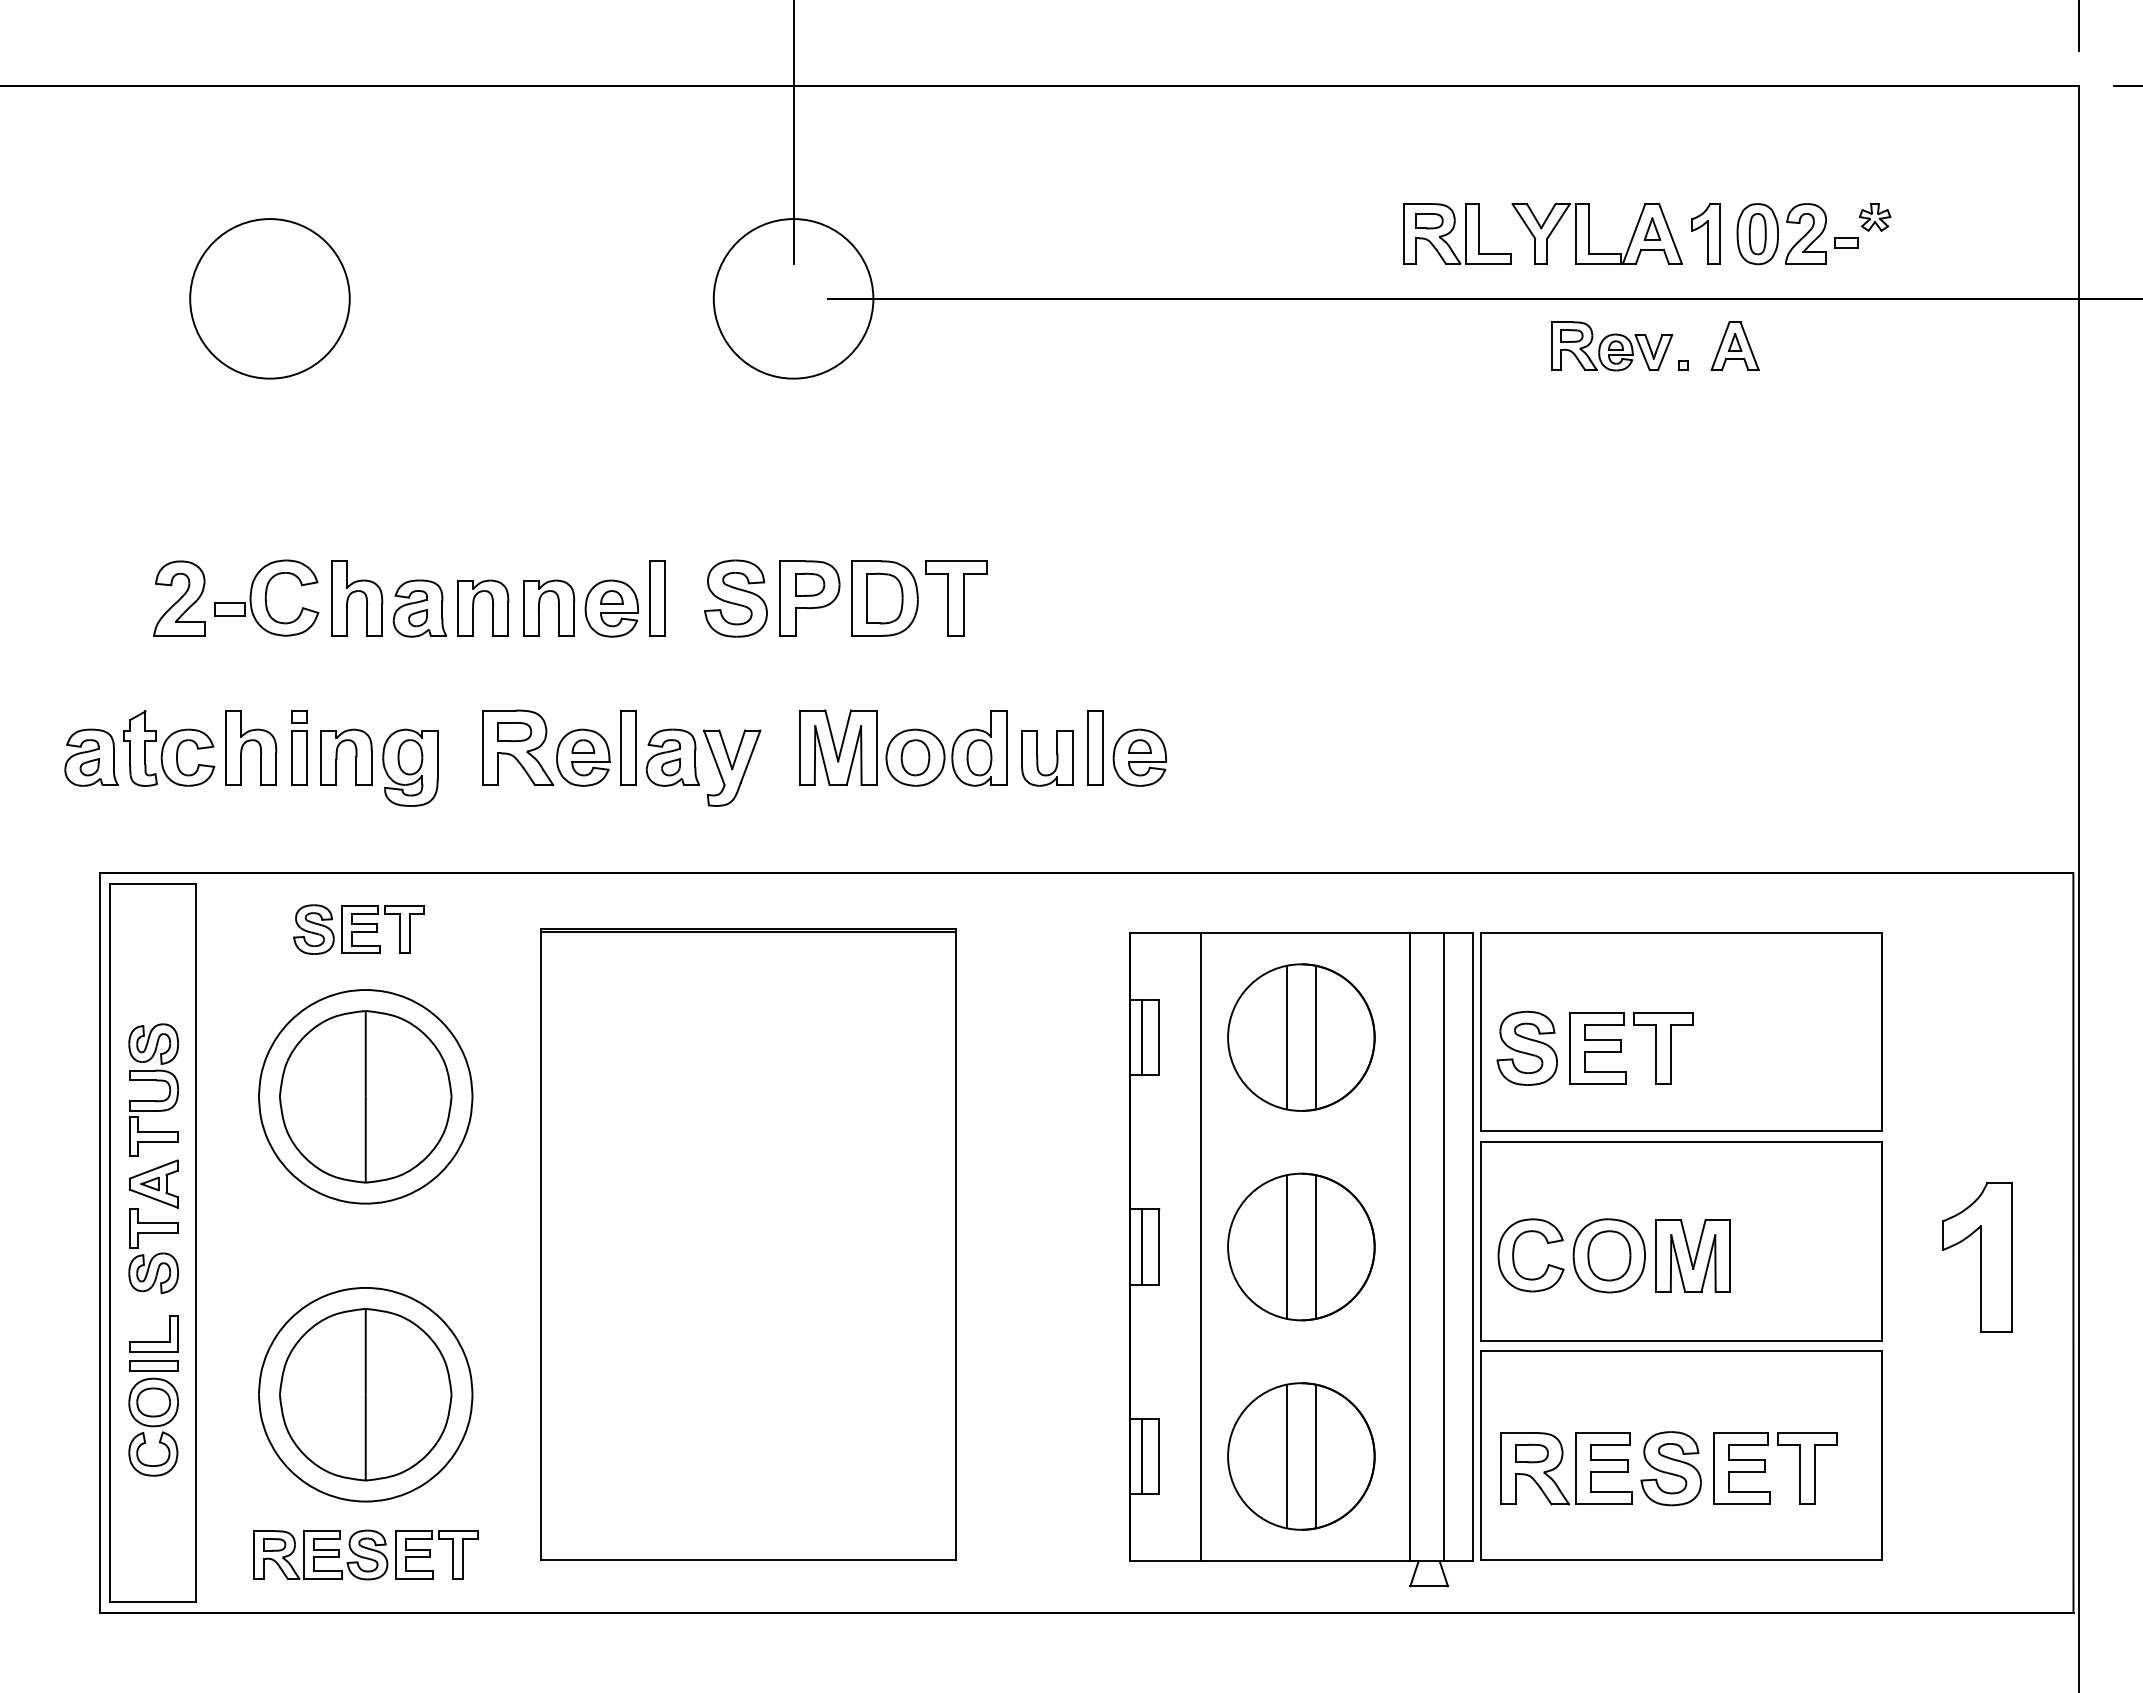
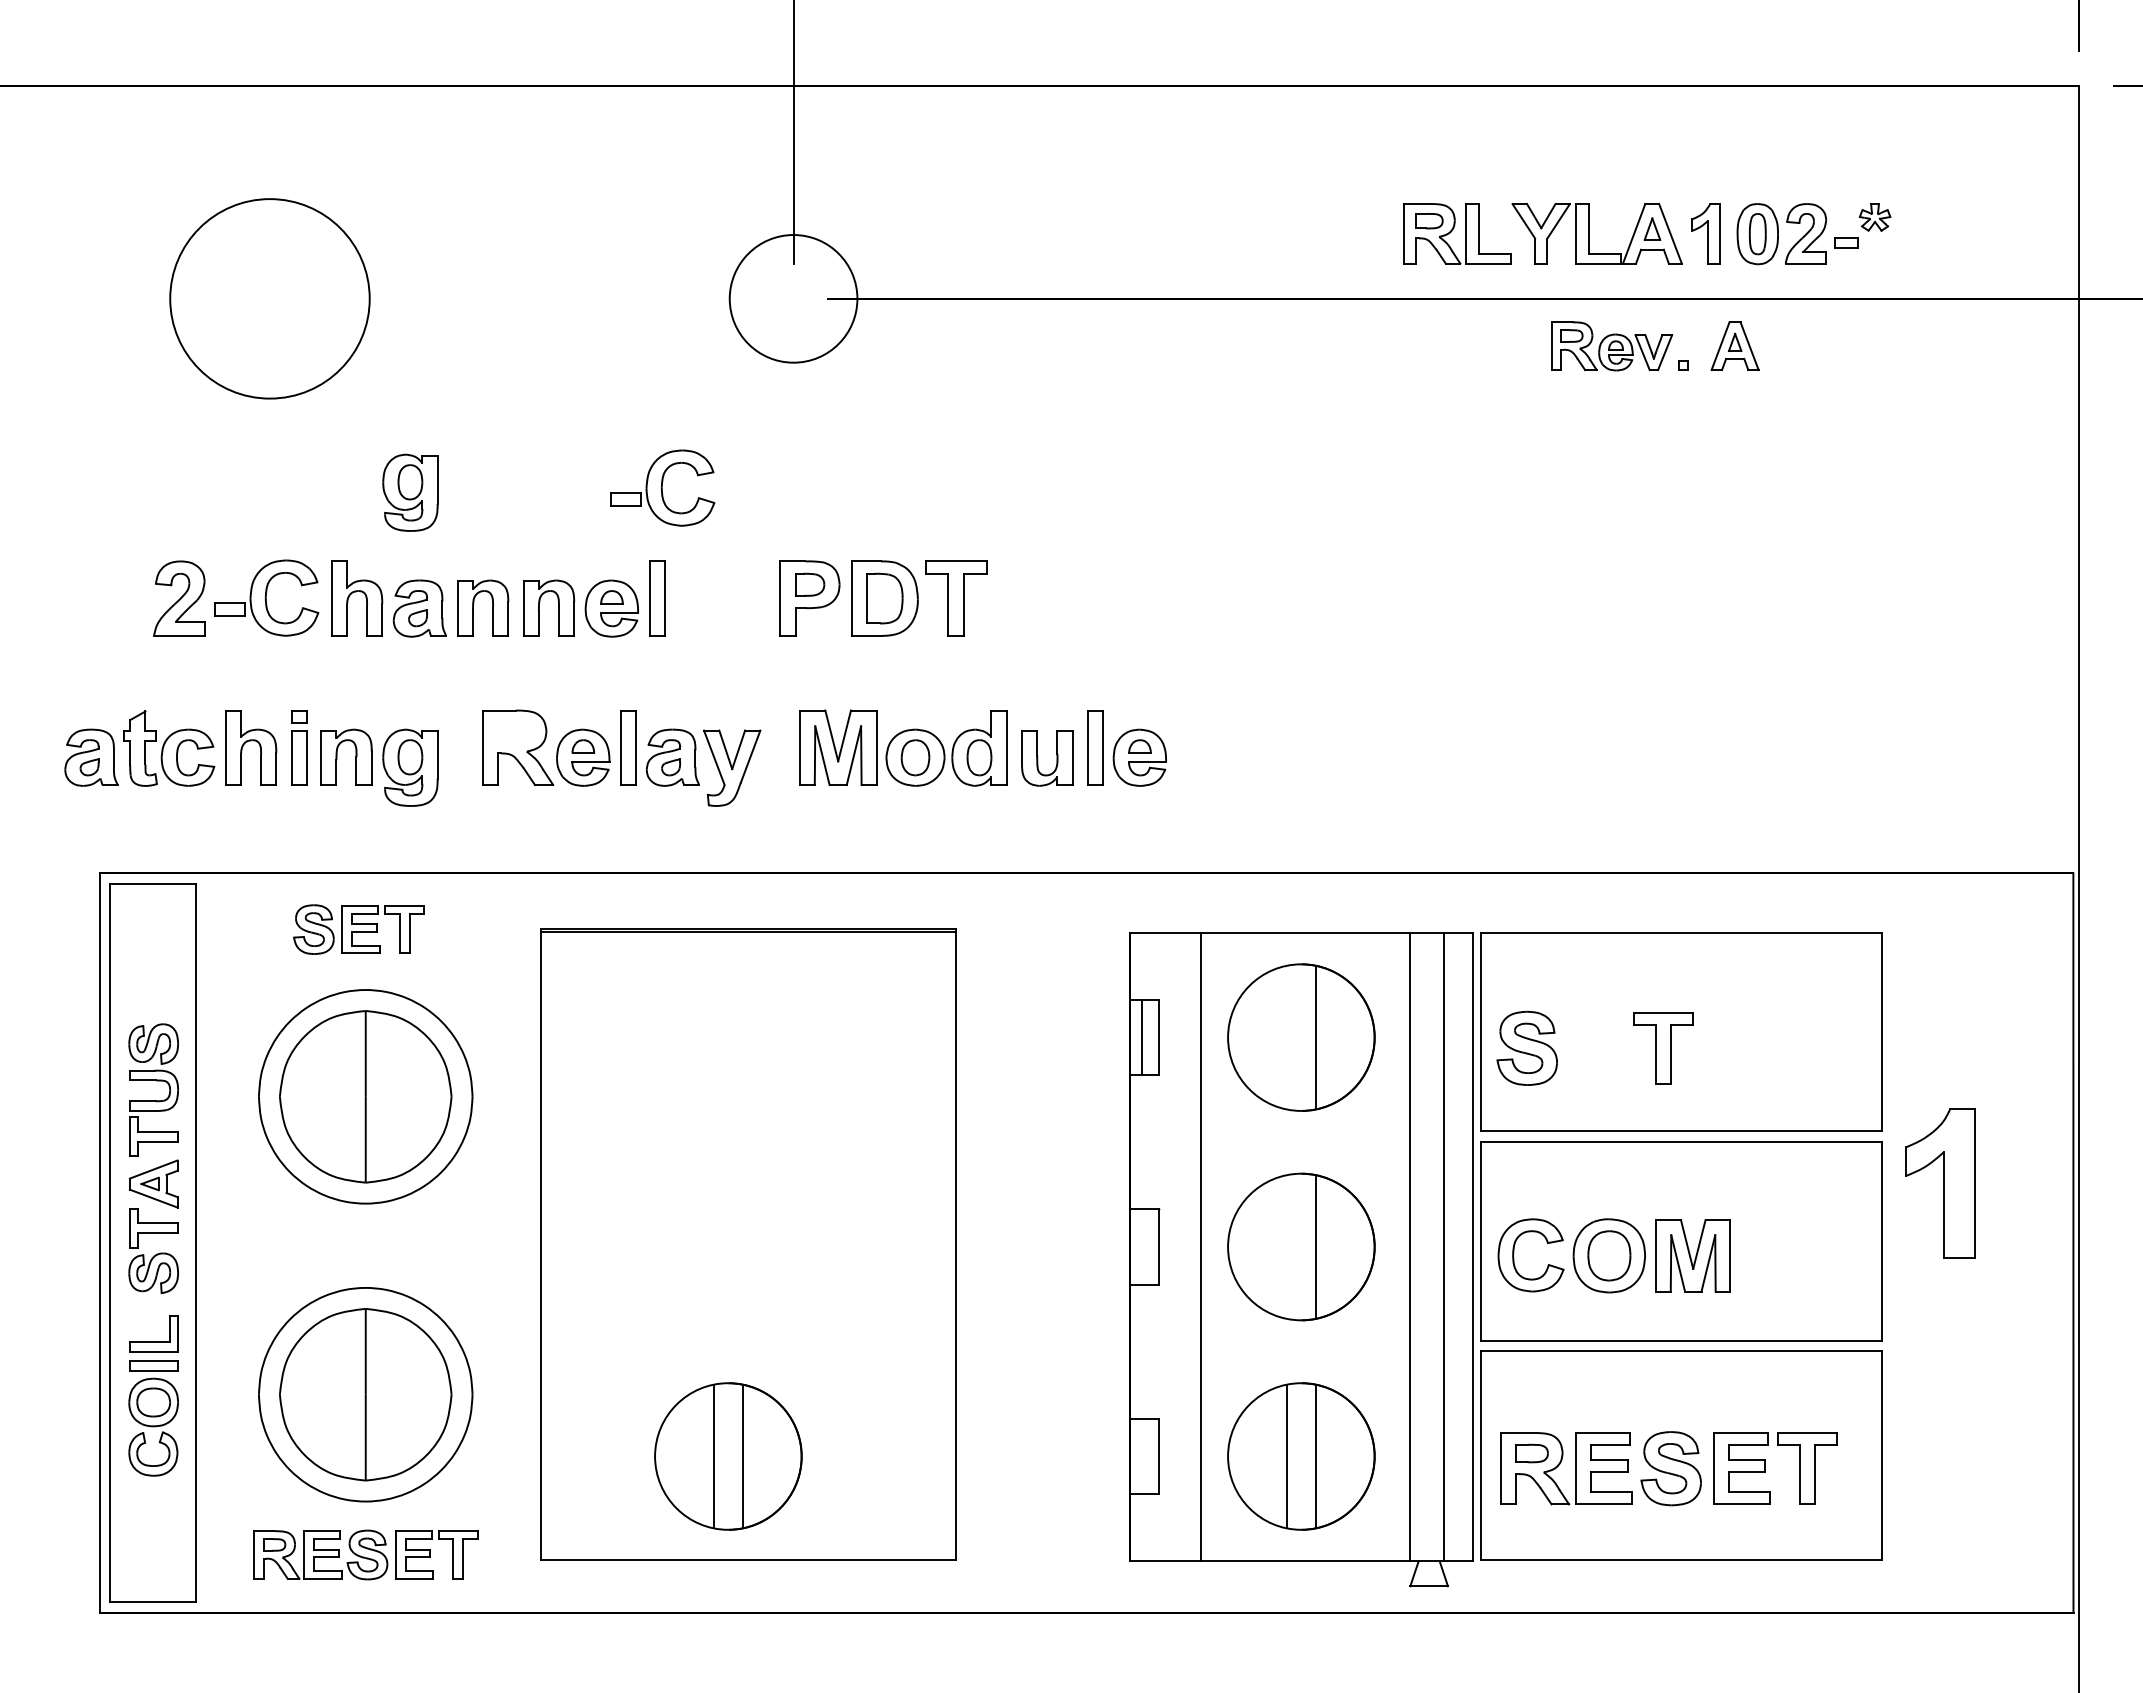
circle diameter: 160 px -> 199 px (269, 298)
circle diameter: 160 px -> 128 px (793, 298)
part: none -> present (662, 487)
part: none -> present (410, 492)
part: present -> none (735, 598)
part: present -> none (514, 732)
line: present -> none (1286, 1037)
part: present -> none (1597, 1048)
line: present -> none (1142, 1246)
line: present -> none (1286, 1246)
part position: (1977, 1257) -> (1940, 1183) (1940, 1183)
part: none -> present (728, 1456)
line: present -> none (1142, 1456)
